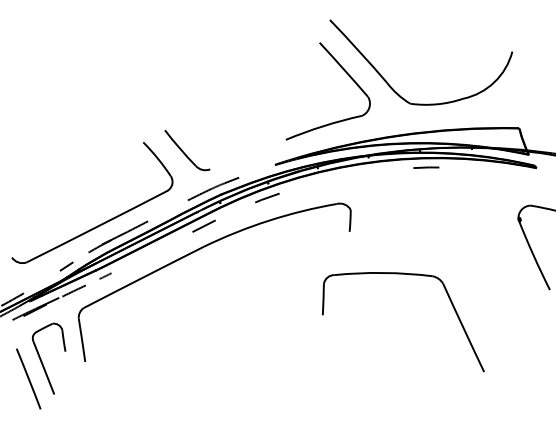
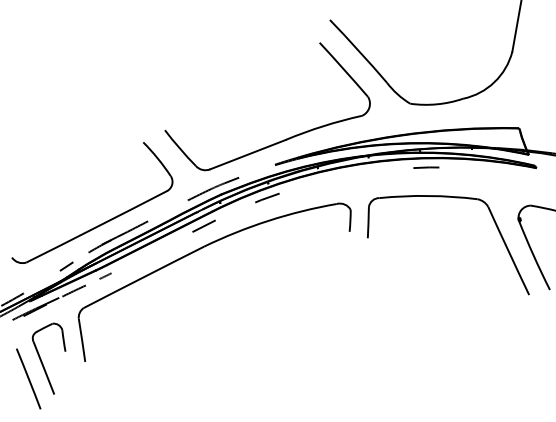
line: none -> present (516, 26)
line: none -> present (247, 154)
part position: (410, 275) -> (455, 198) (455, 198)
